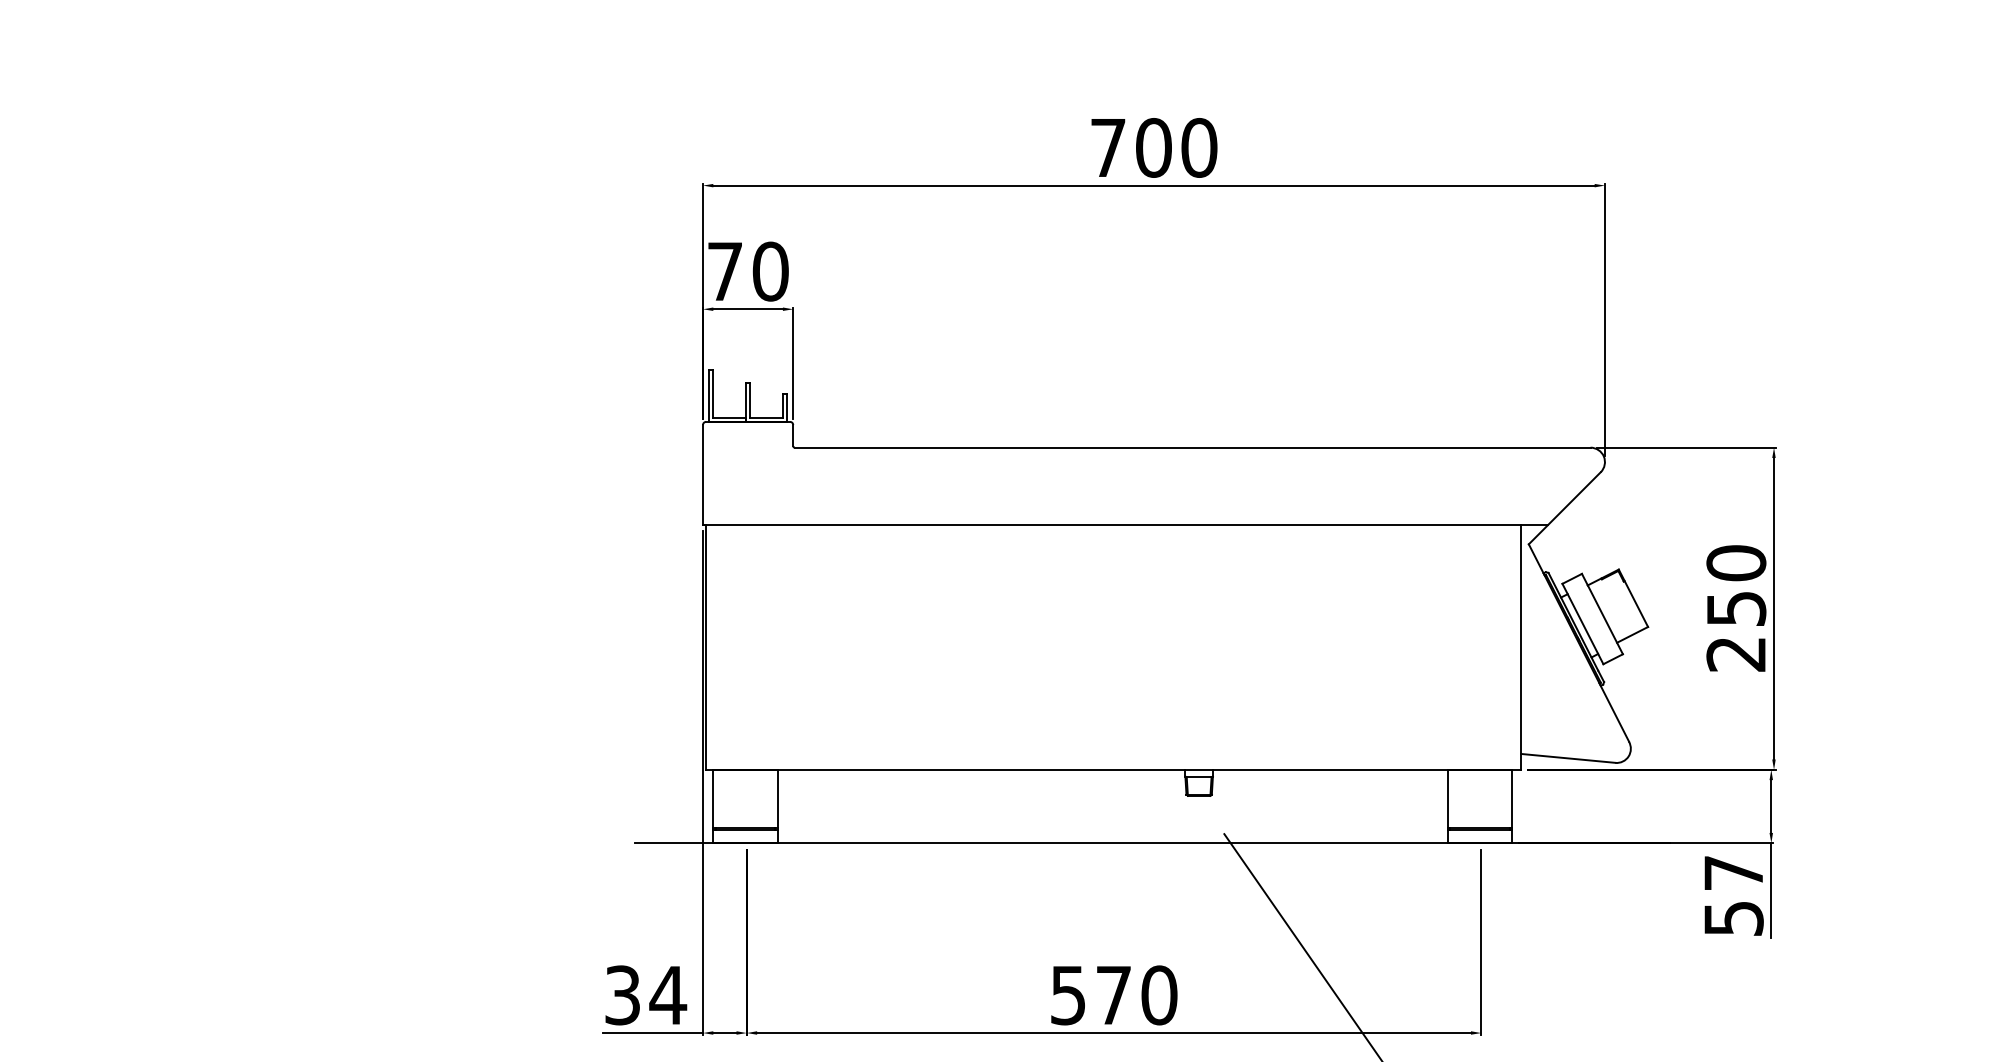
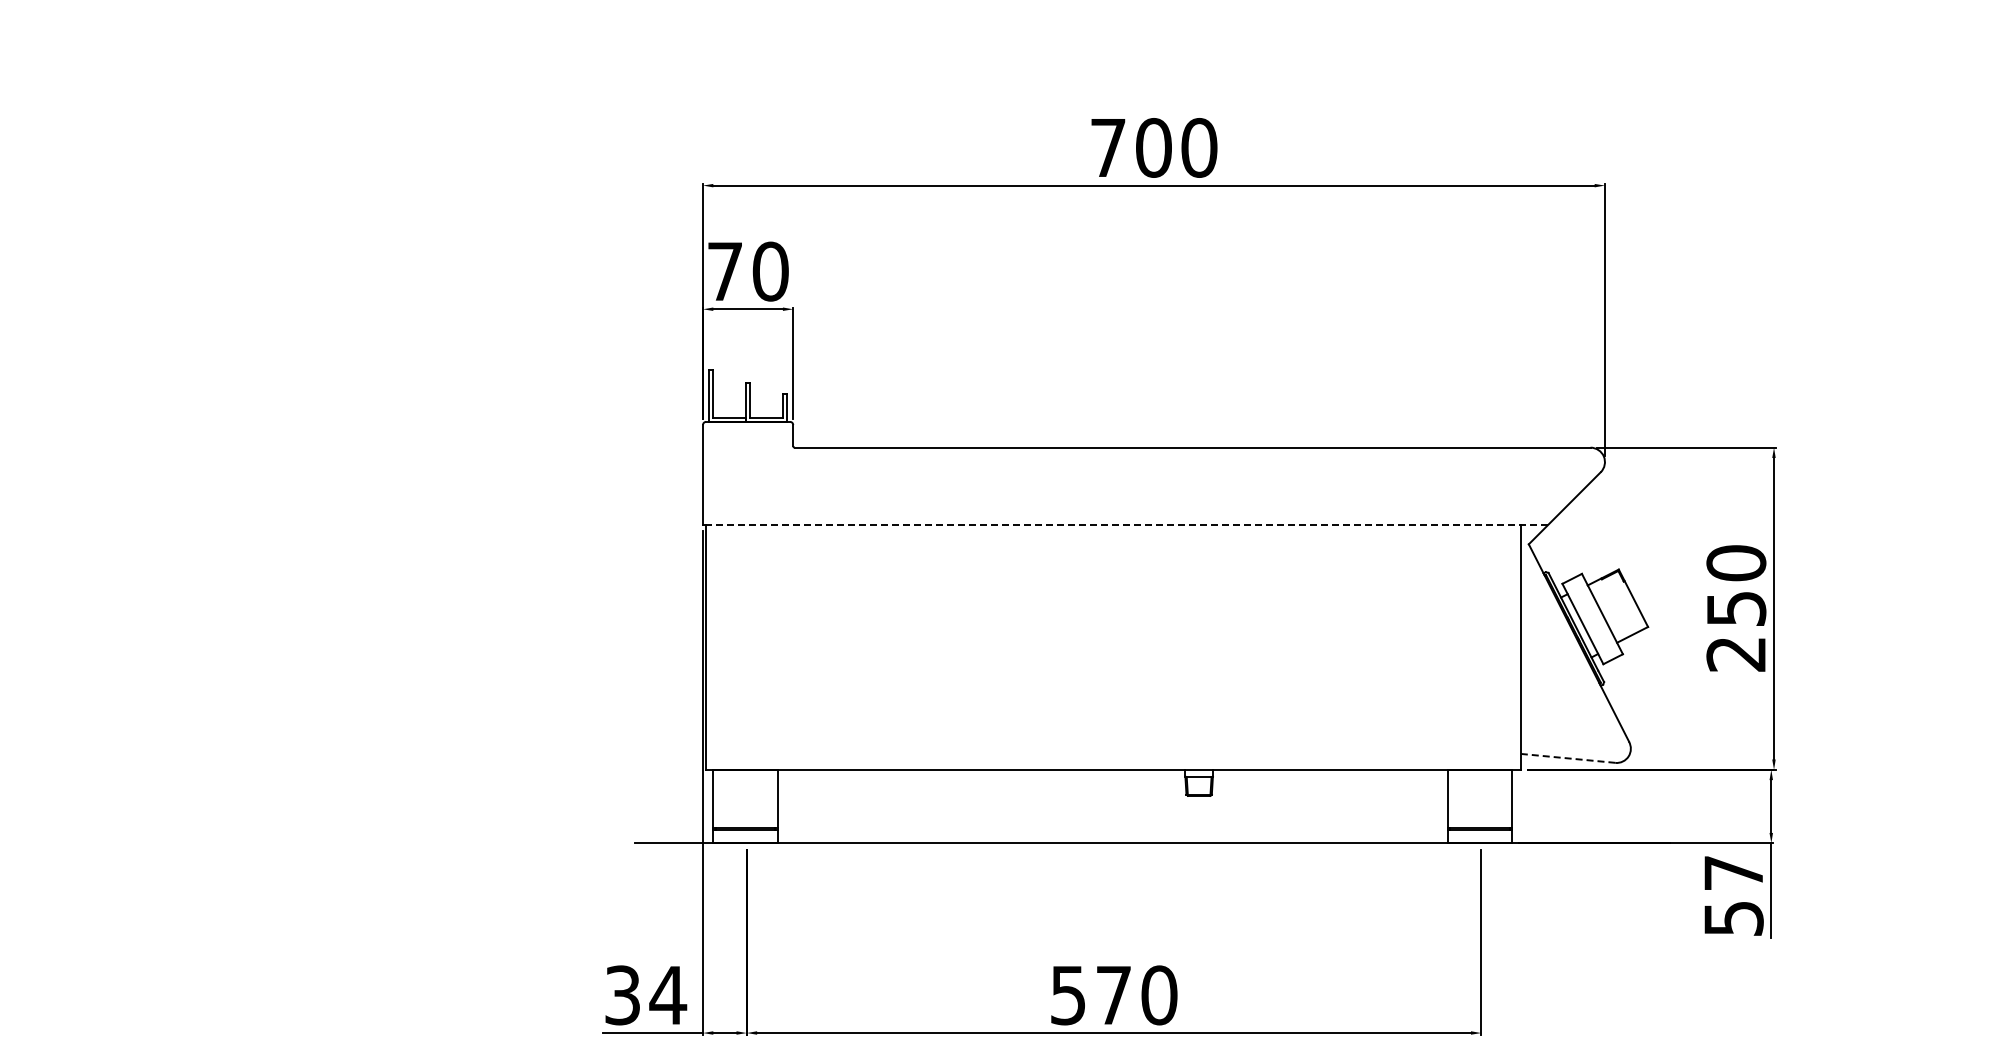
line: solid -> dashed (1125, 524)
line: solid -> dashed (1567, 758)
line: present -> none (1302, 946)
